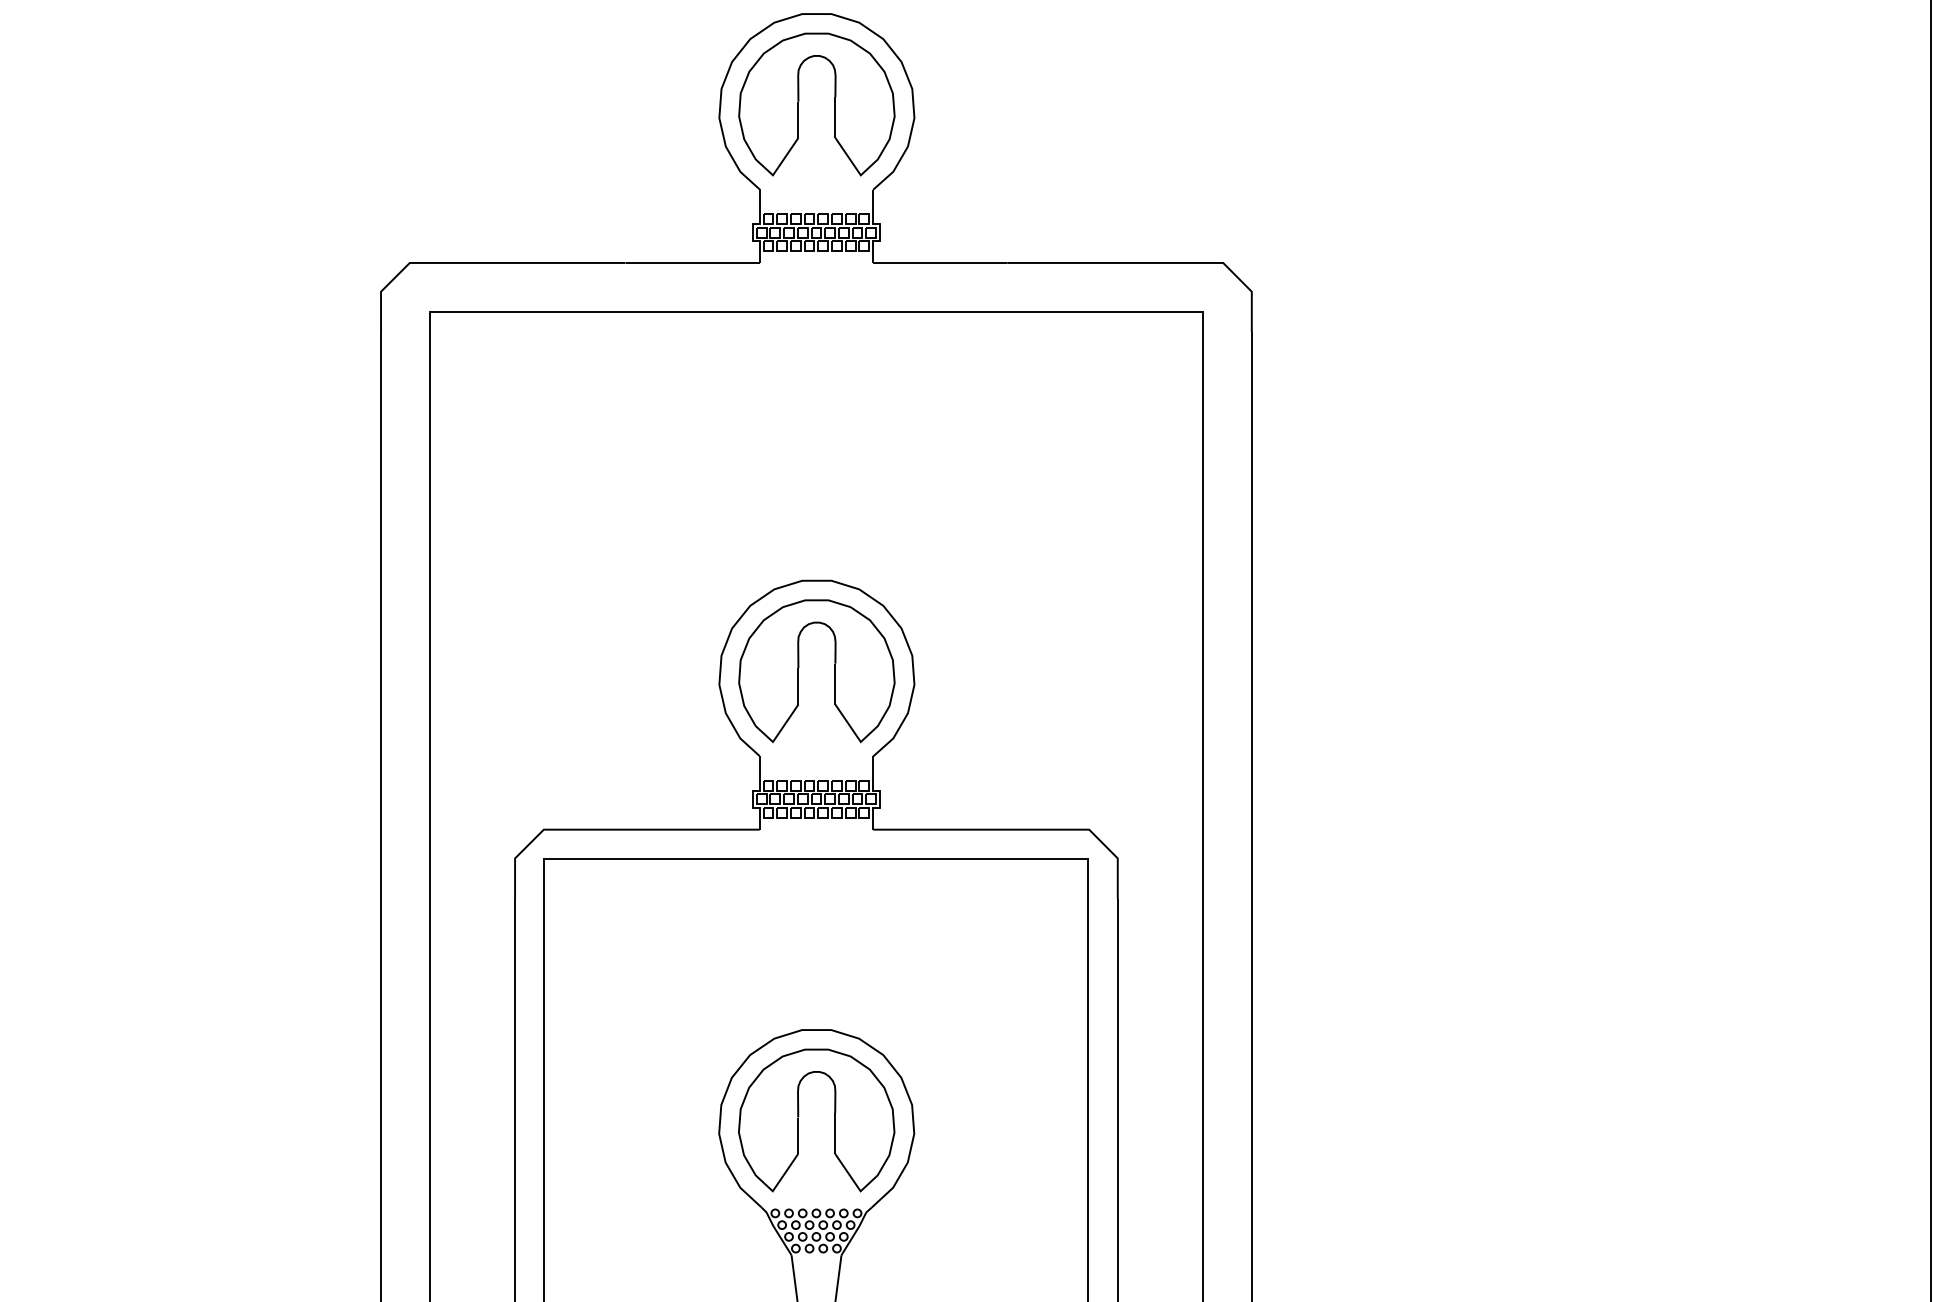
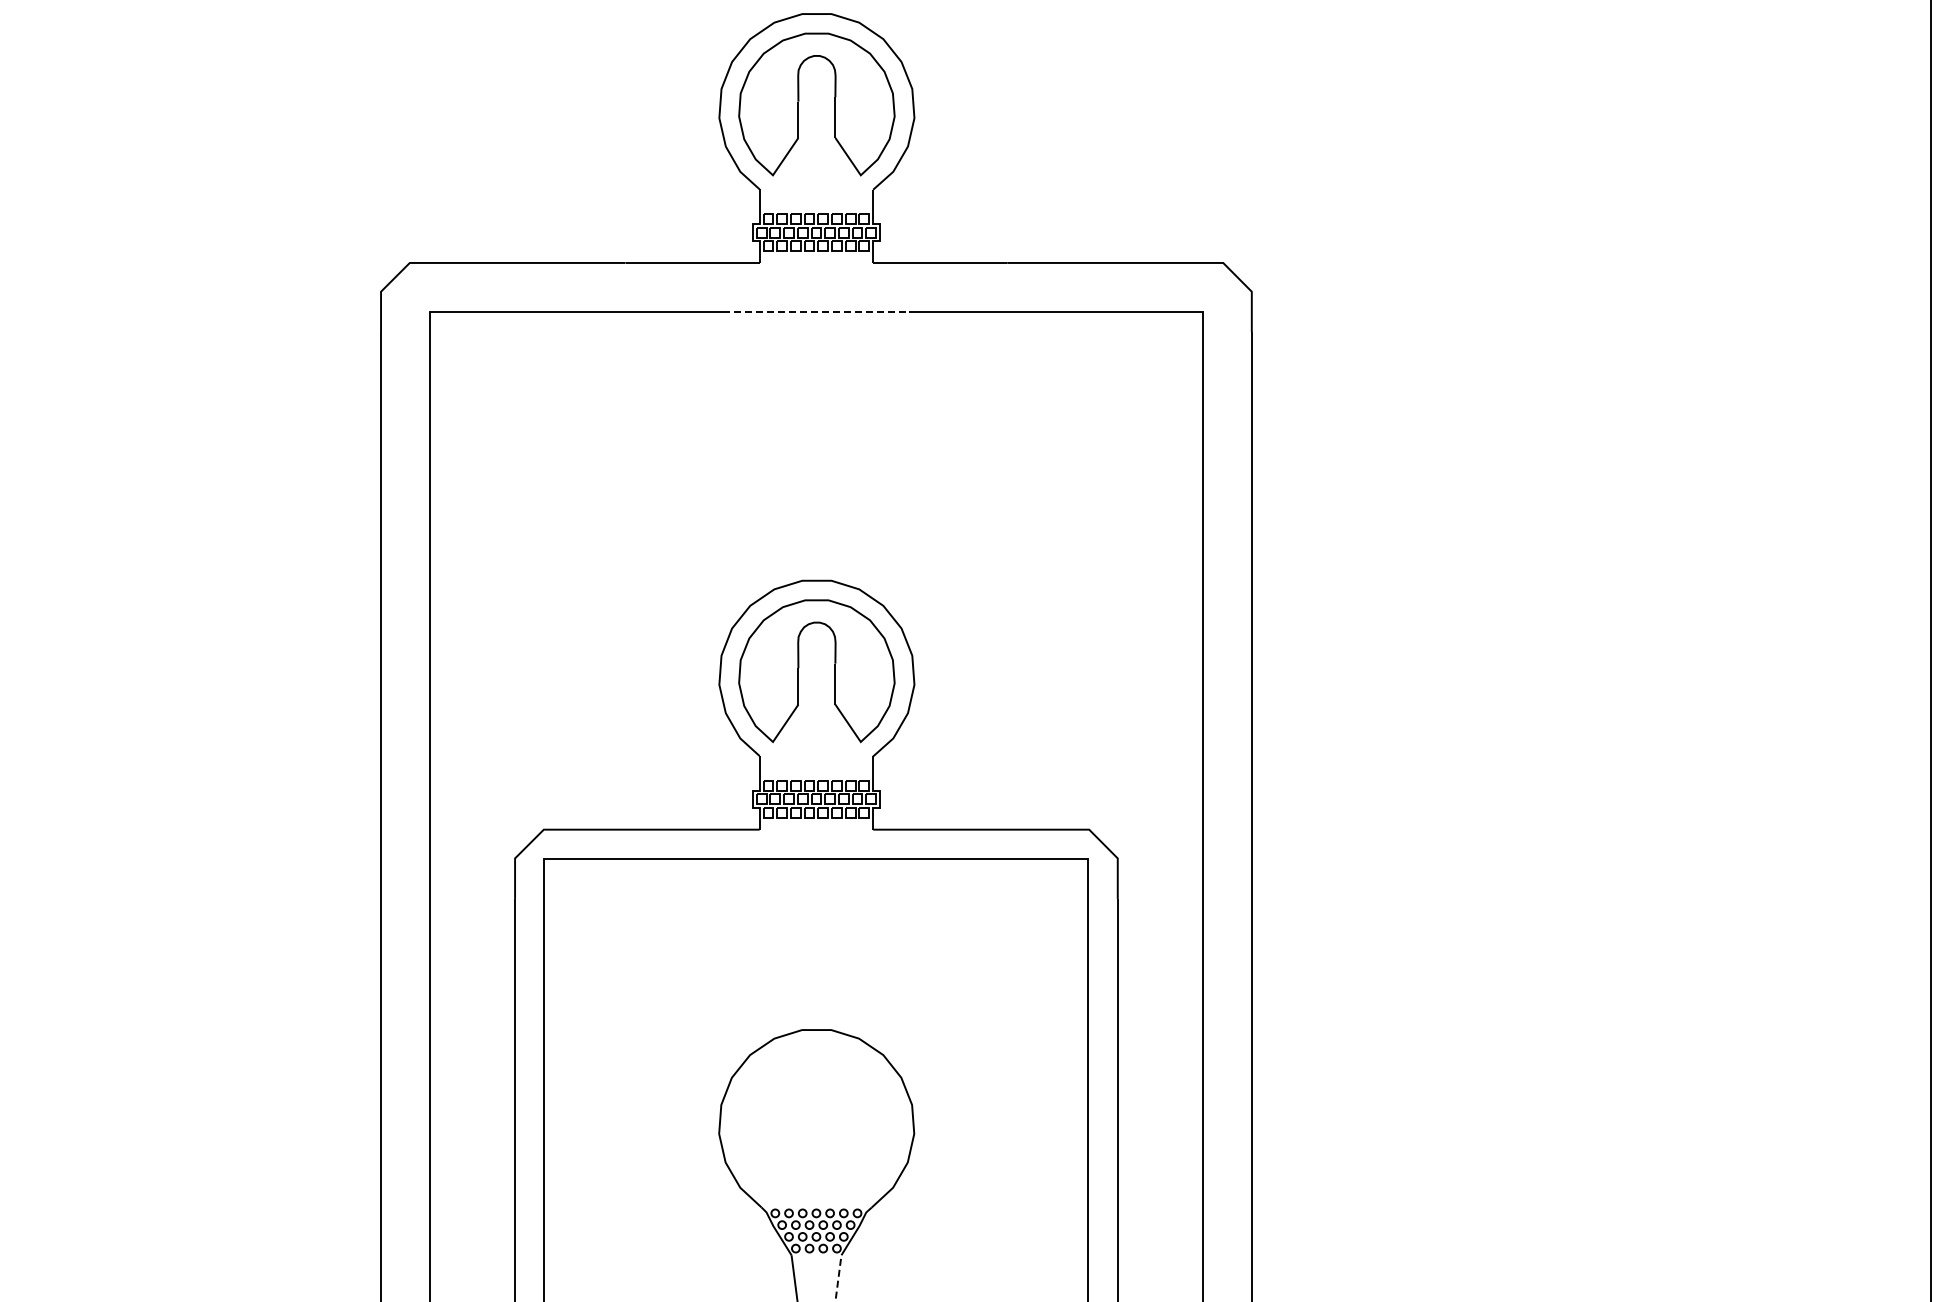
line: solid -> dashed (816, 311)
part: present -> none (799, 1116)
line: solid -> dashed (838, 1278)
